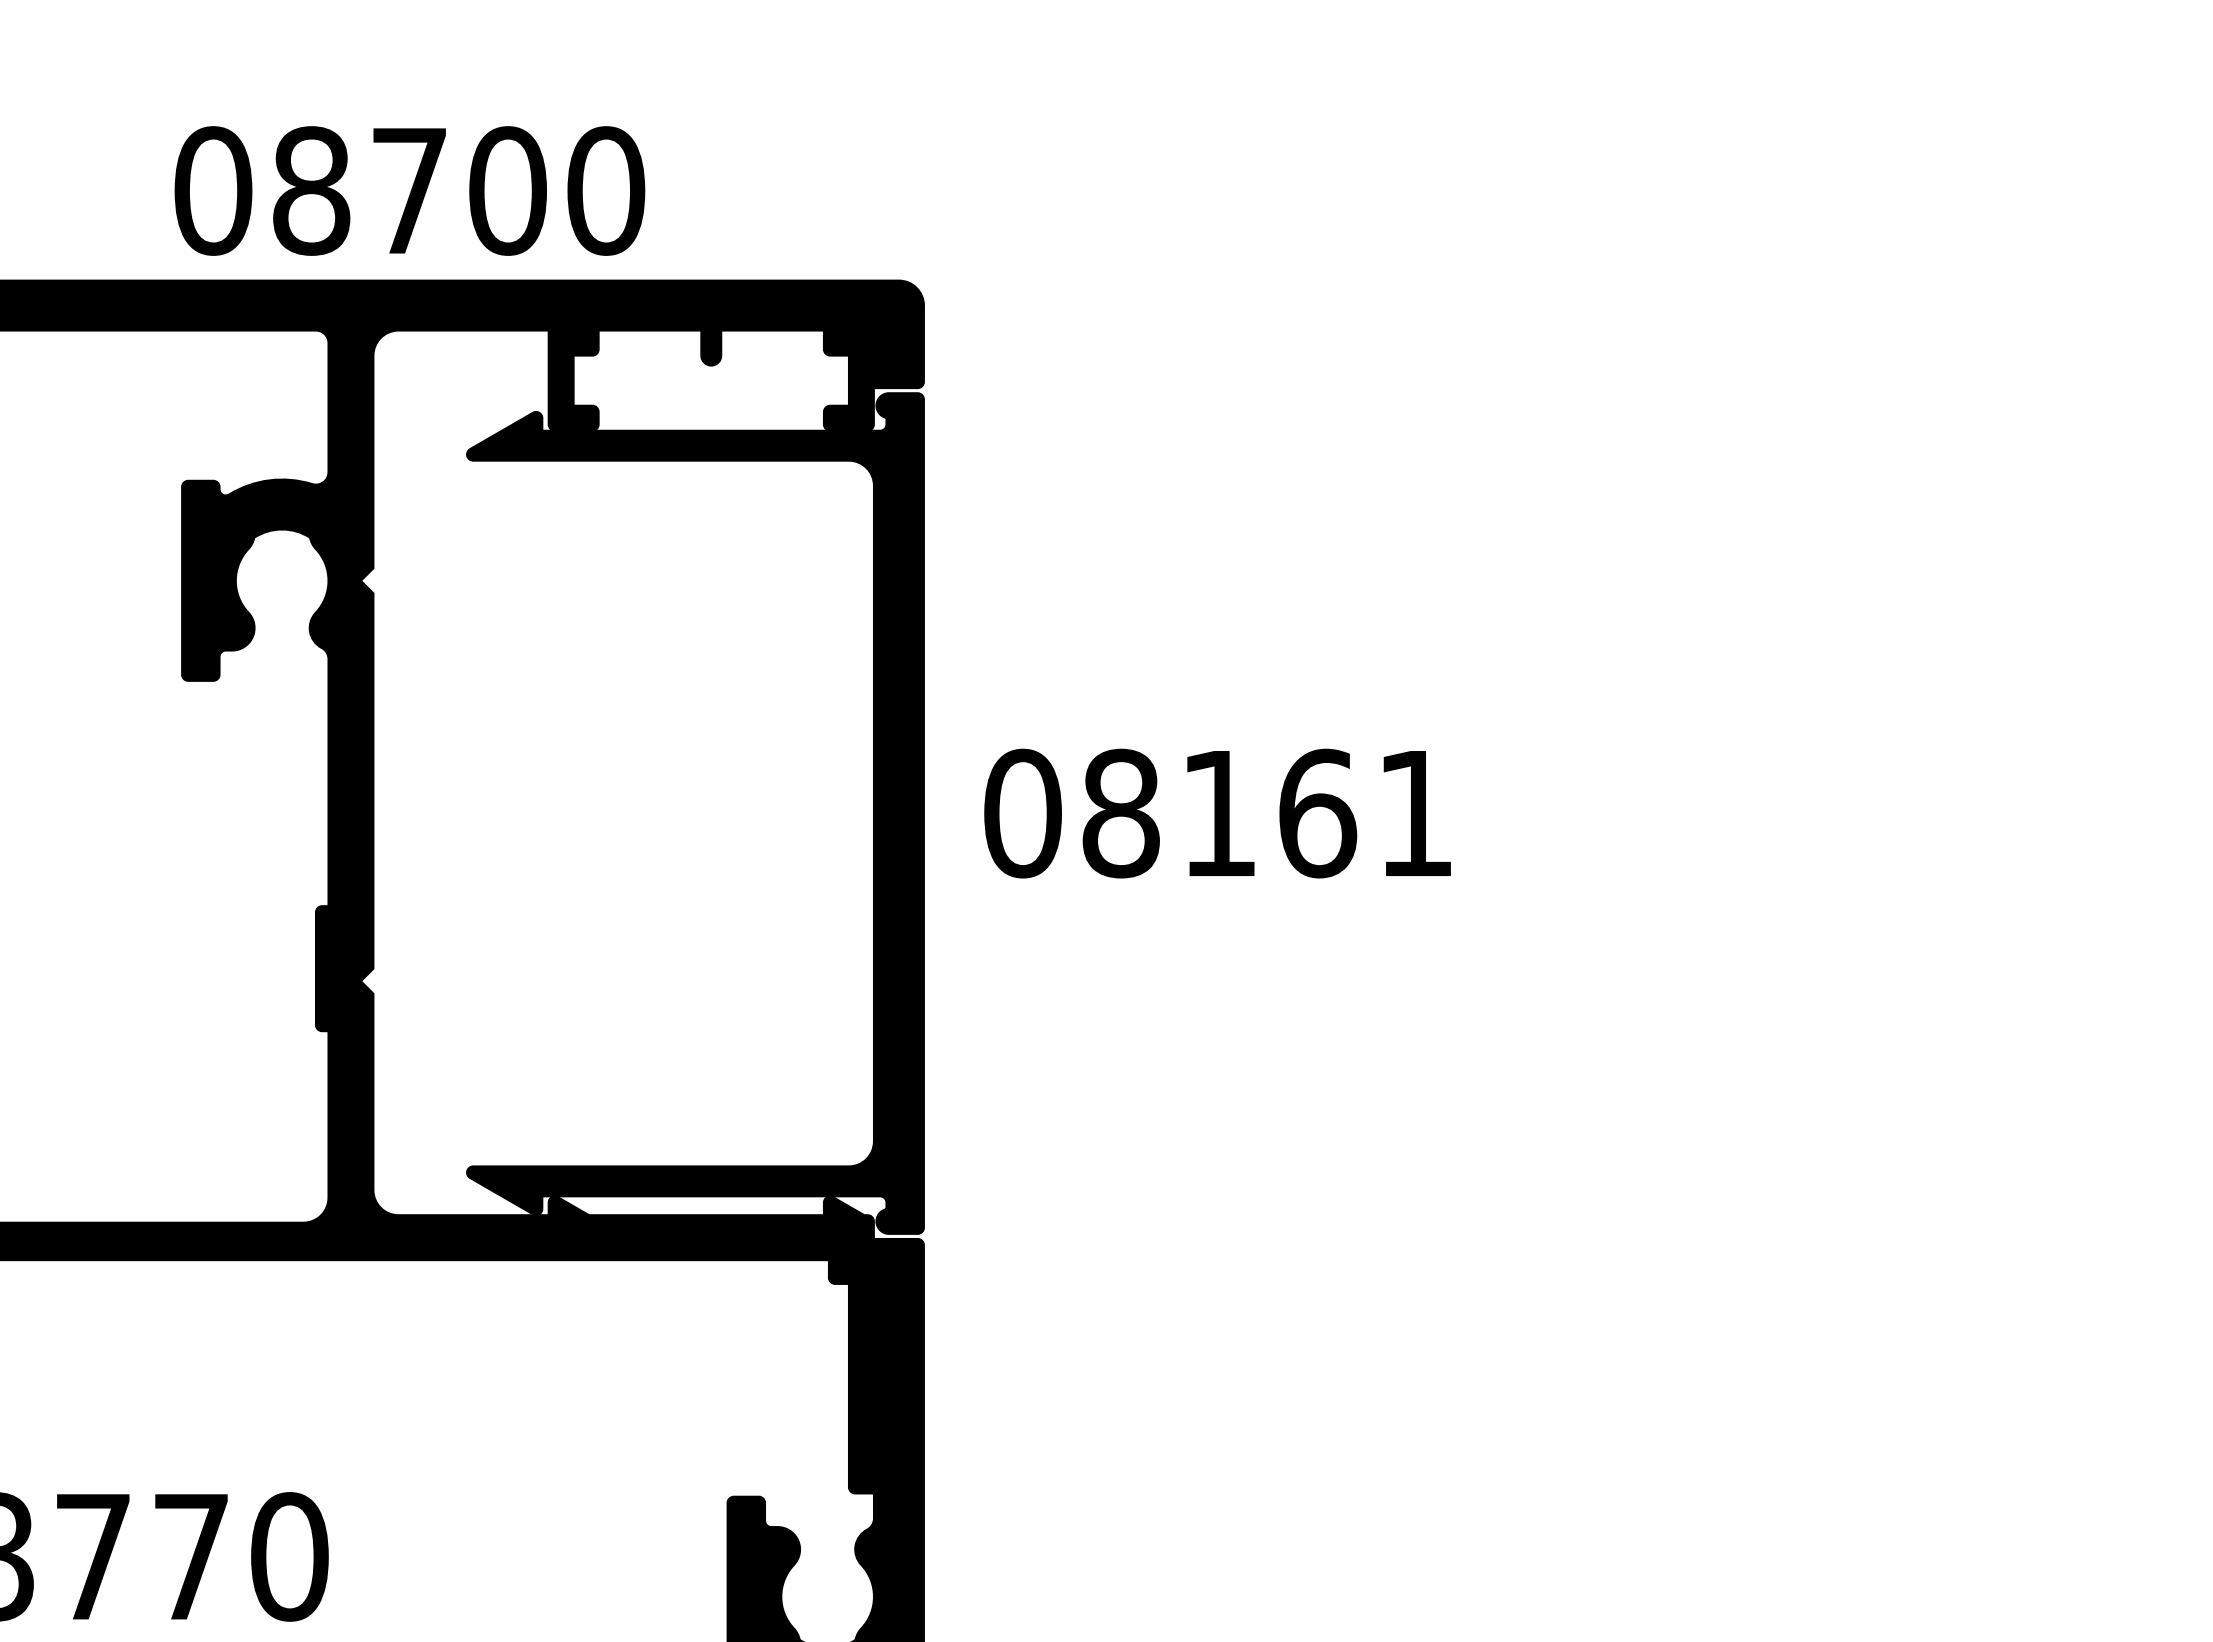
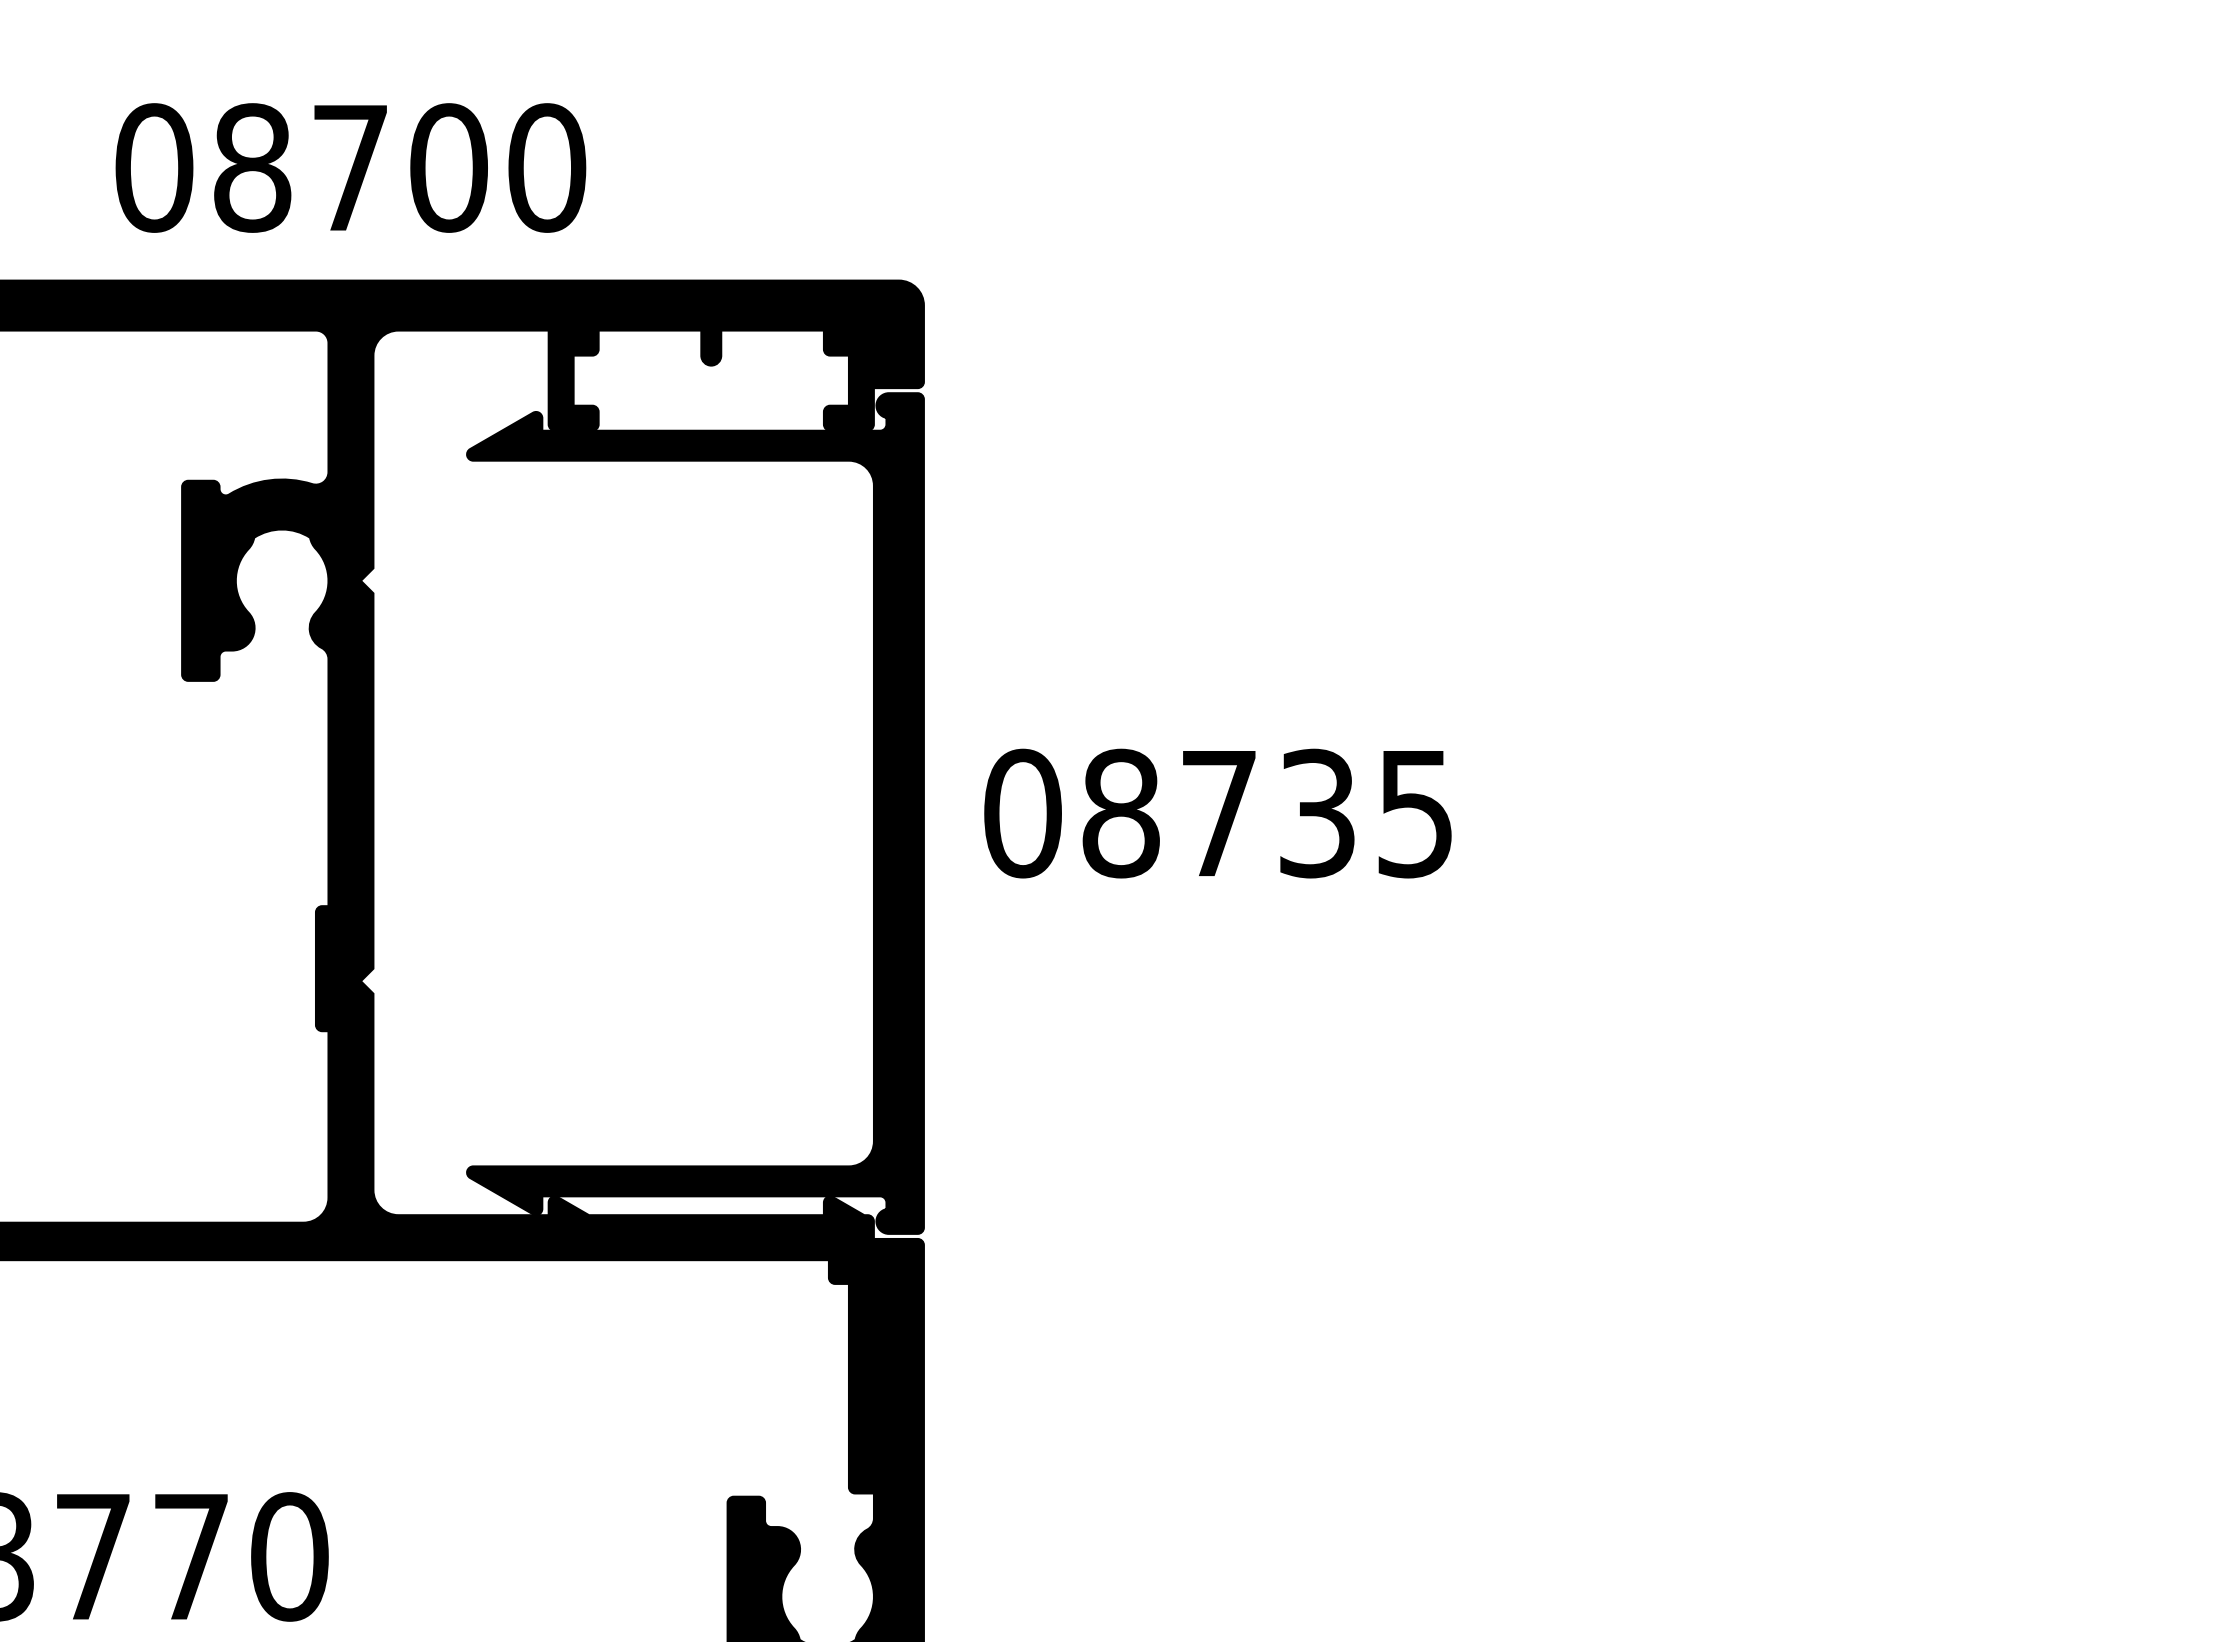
text position: (409, 190) -> (350, 167) (350, 167)
text: 08161 -> 08735 (1317, 813)
